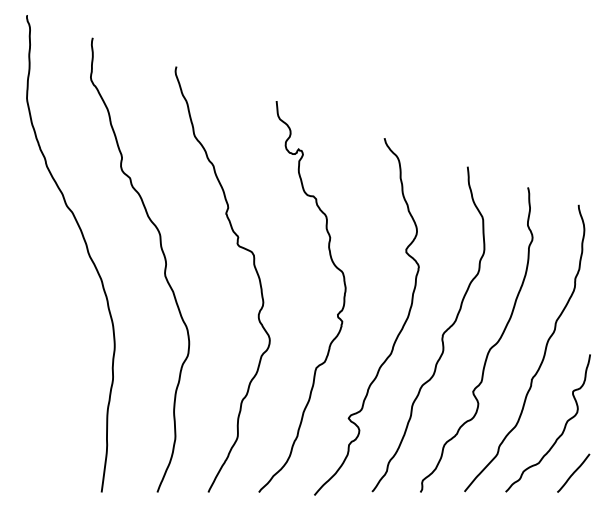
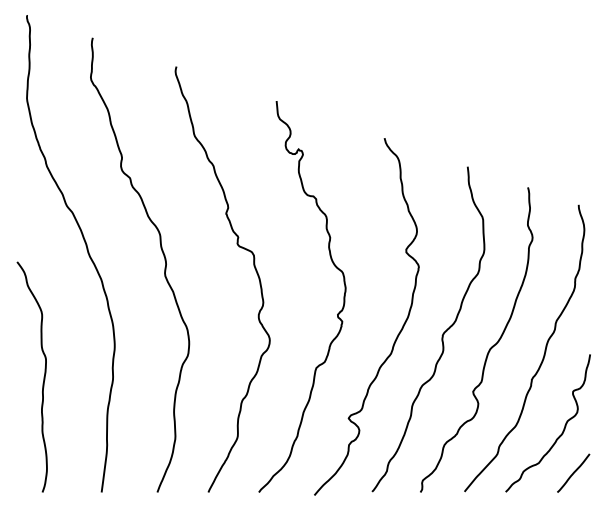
curve: none -> present (43, 376)
